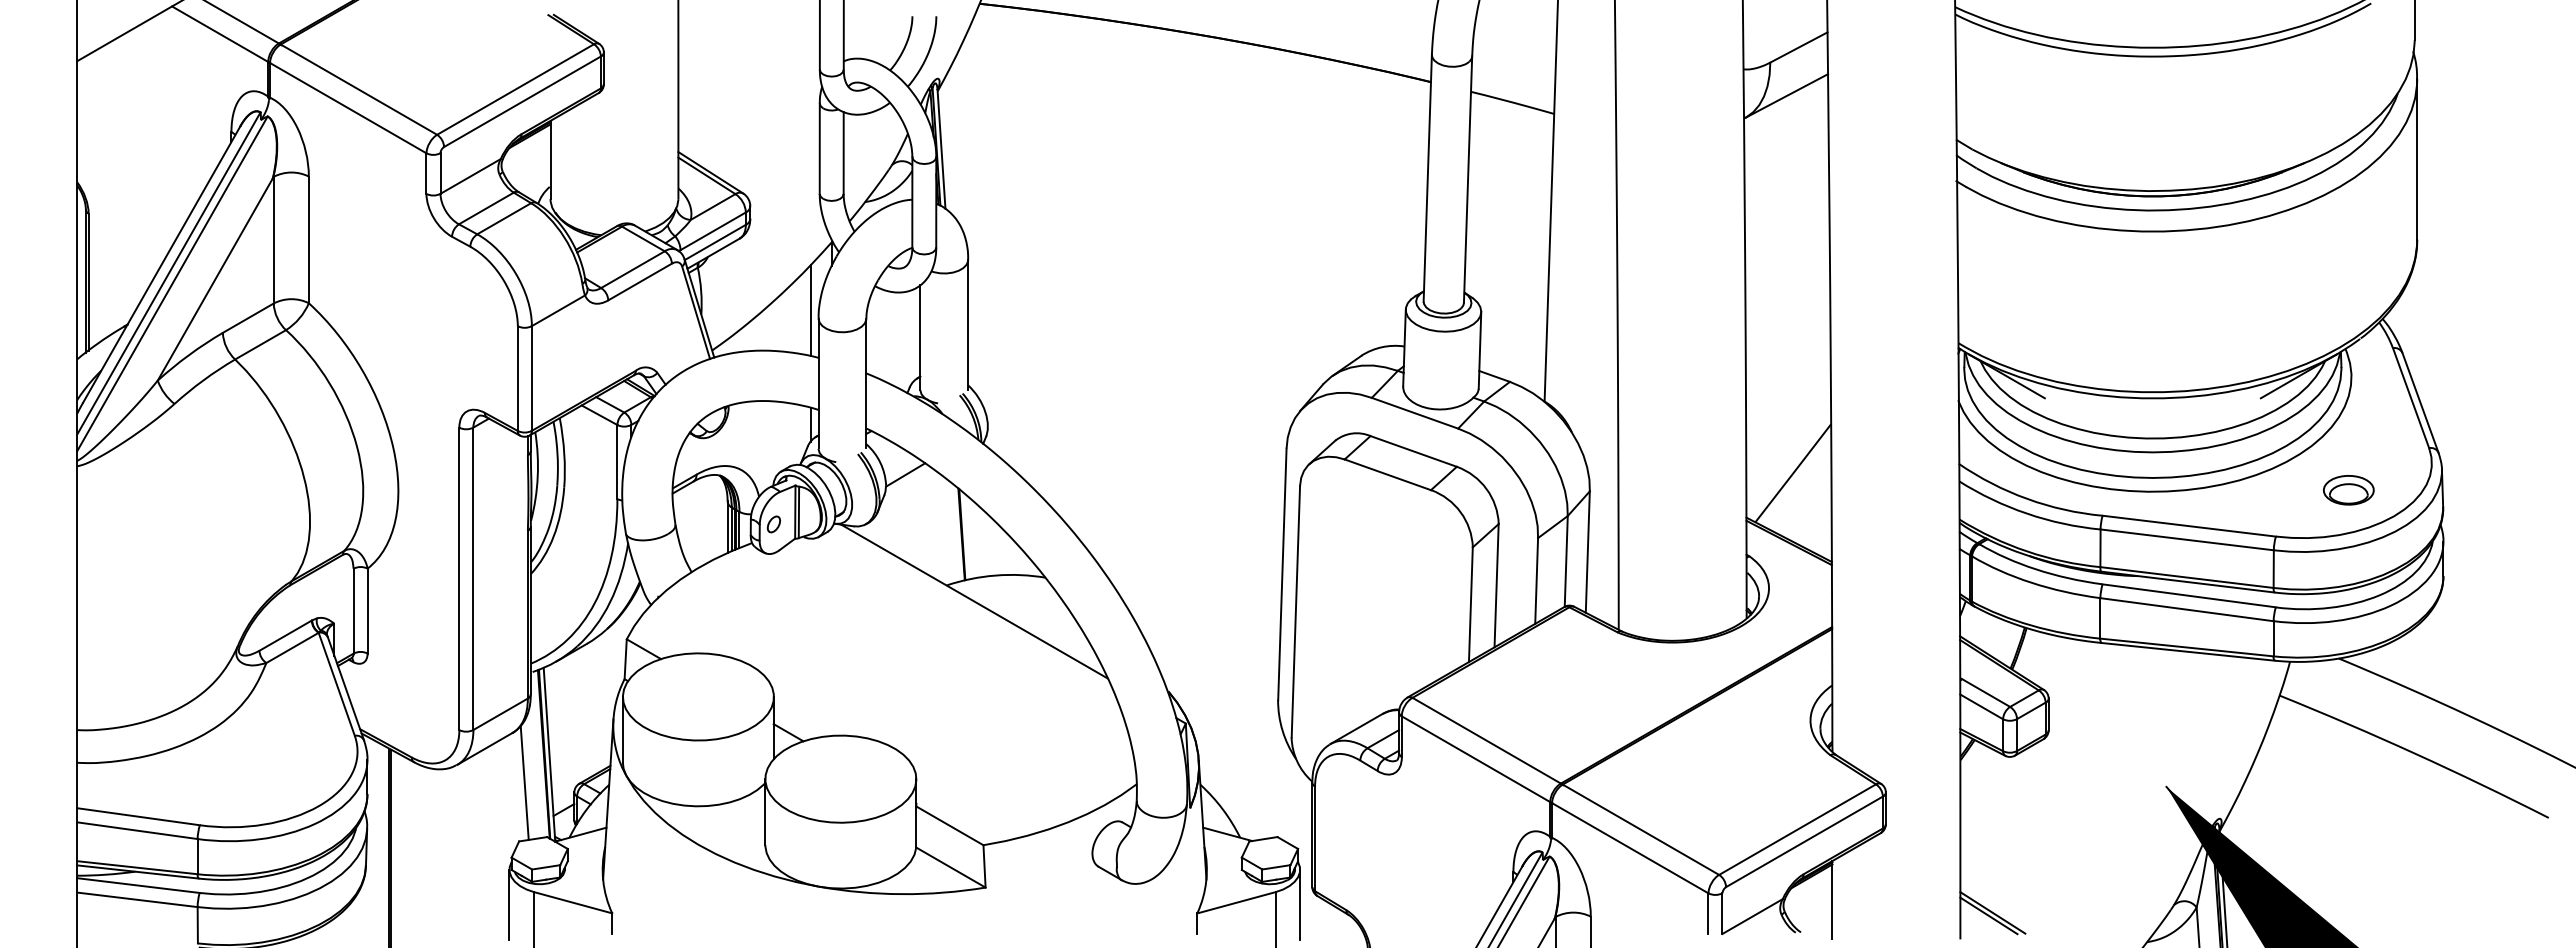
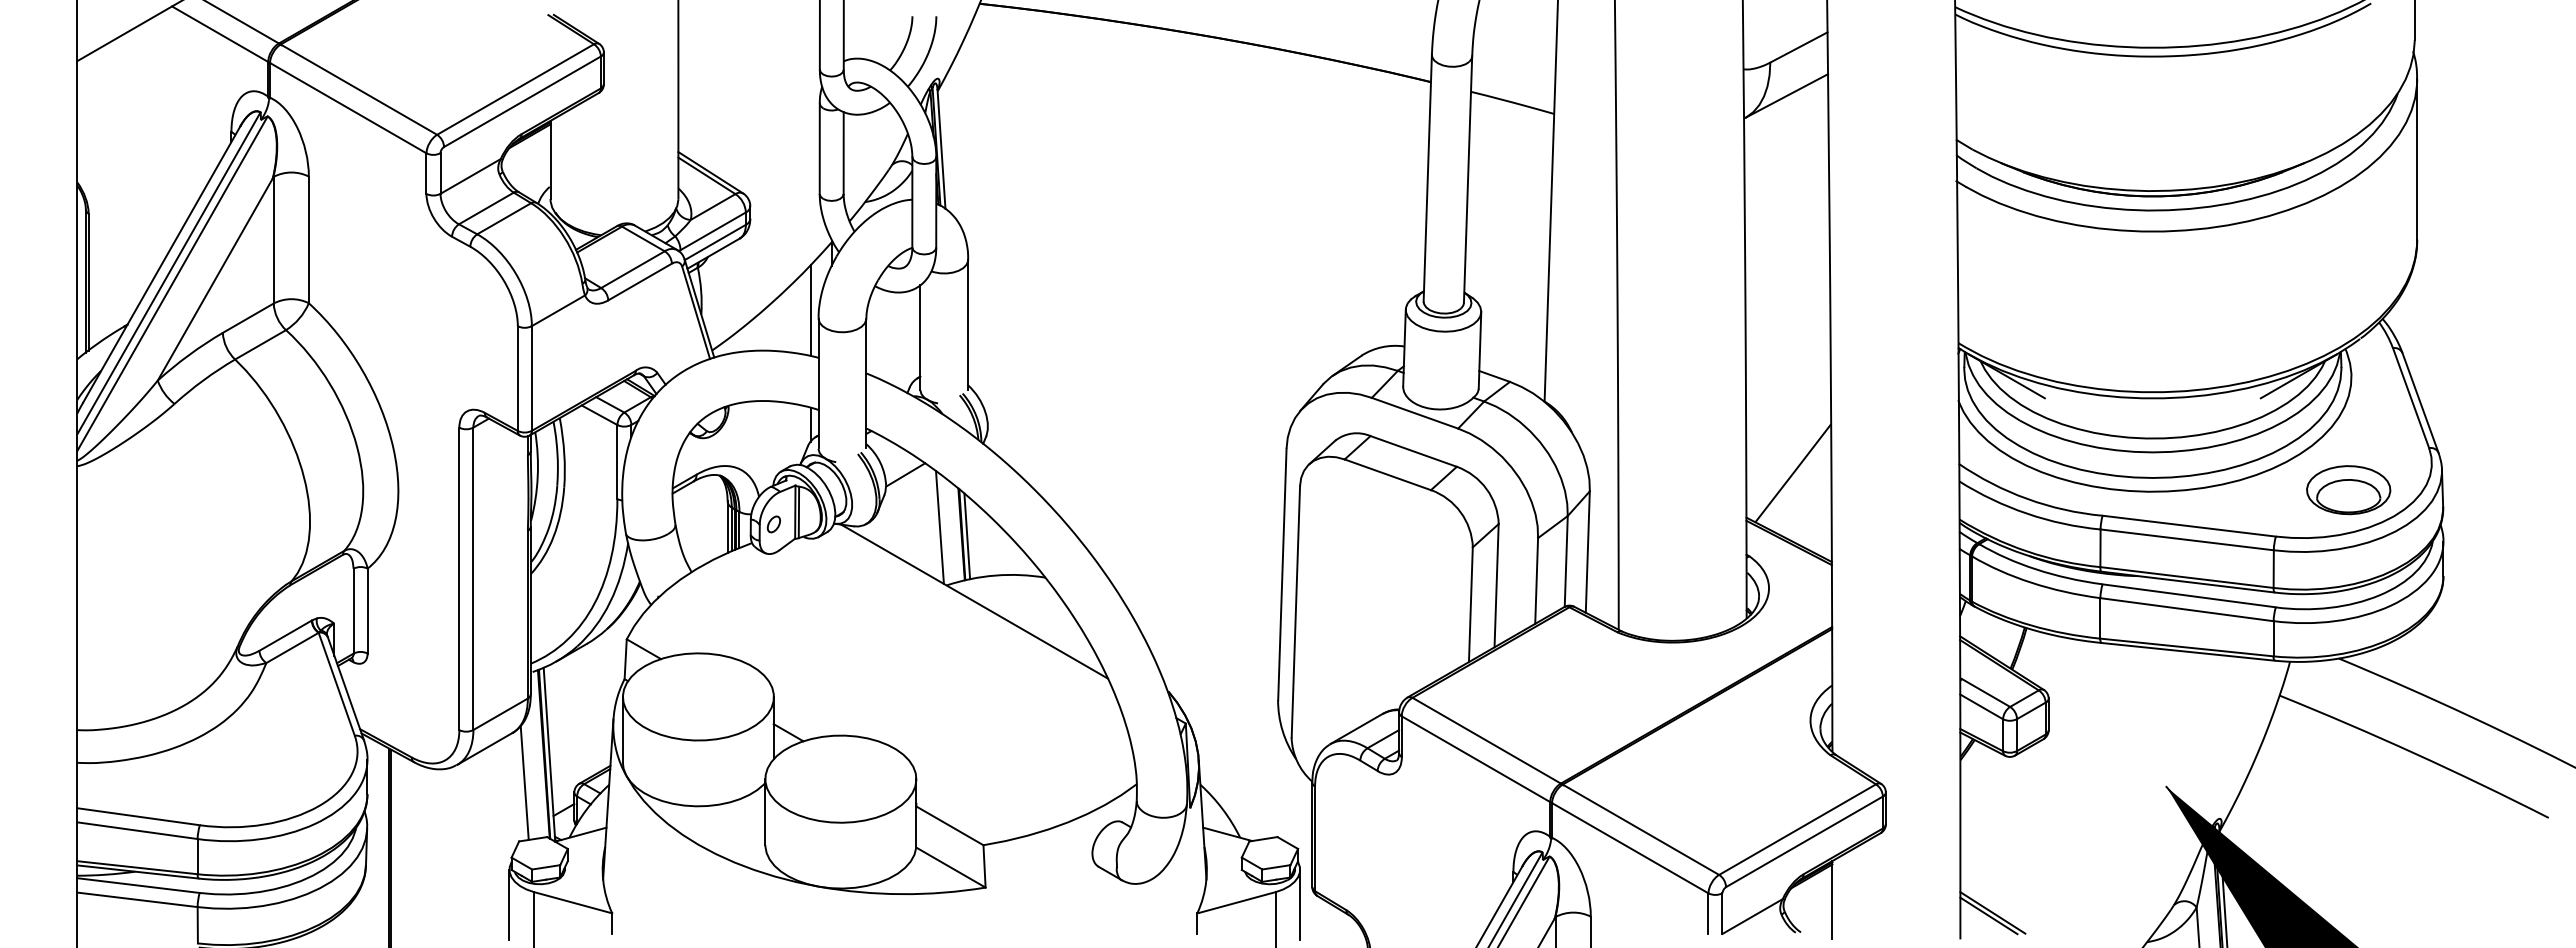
part size: 53x31 px -> 86x51 px (2348, 490)
line: none -> present (939, 527)
line: none -> present (967, 536)
